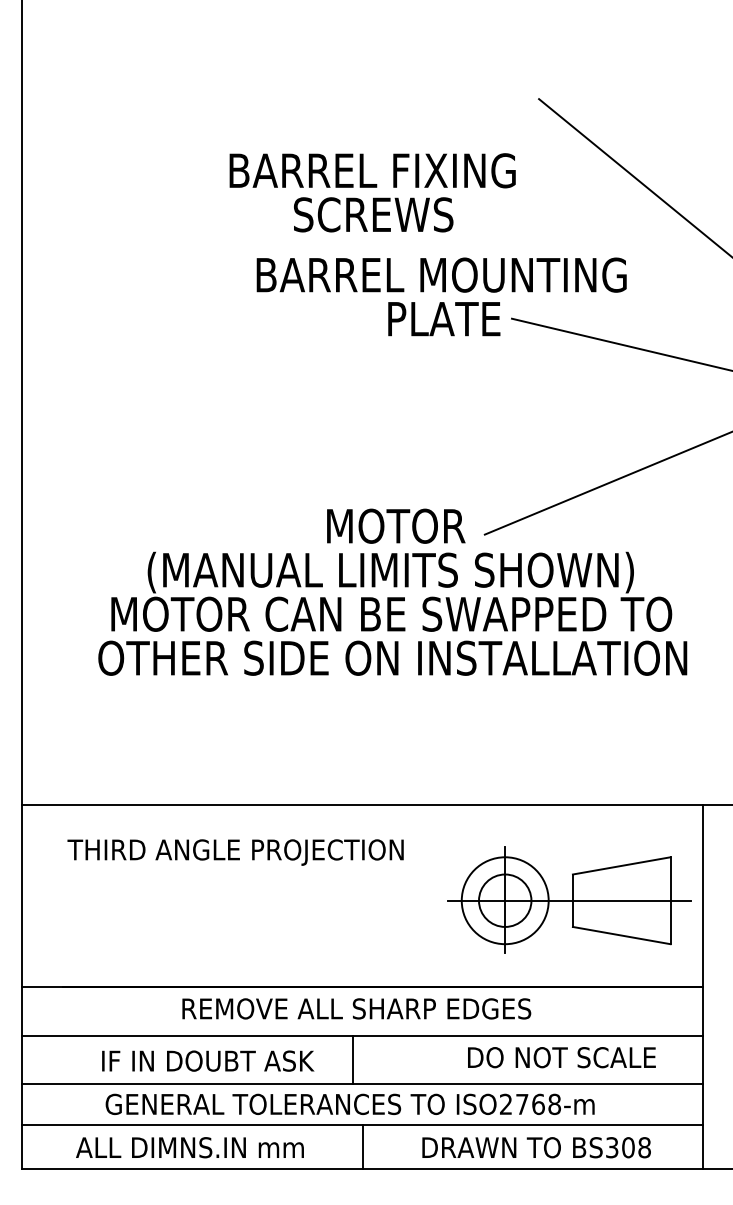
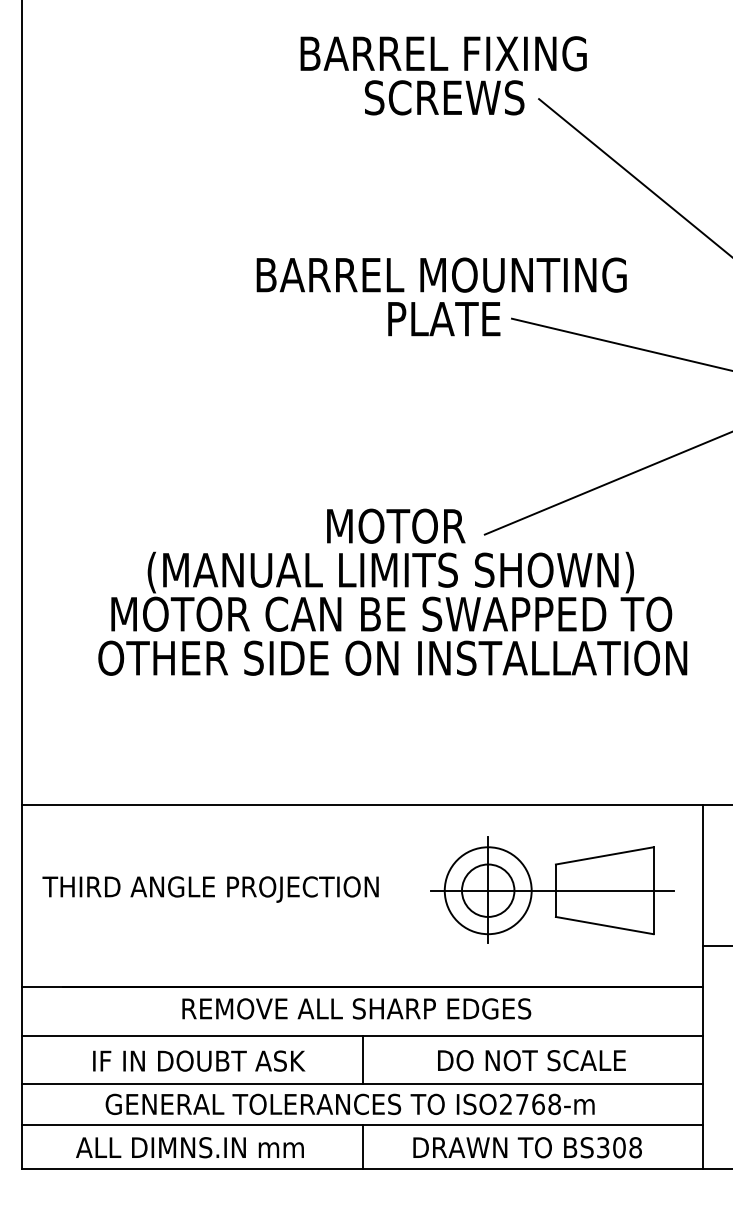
text position: (372, 192) -> (443, 75) (443, 75)
text position: (235, 852) -> (210, 889) (210, 889)
part position: (569, 899) -> (552, 889) (552, 889)
line: none -> present (716, 946)
text position: (561, 1057) -> (531, 1060) (531, 1060)
line position: (352, 1059) -> (362, 1059) (362, 1059)
text position: (208, 1060) -> (199, 1060) (199, 1060)
text position: (536, 1147) -> (527, 1147) (527, 1147)
